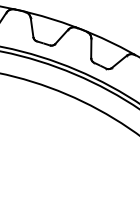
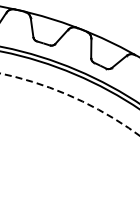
circle: solid -> dashed (69, 104)
